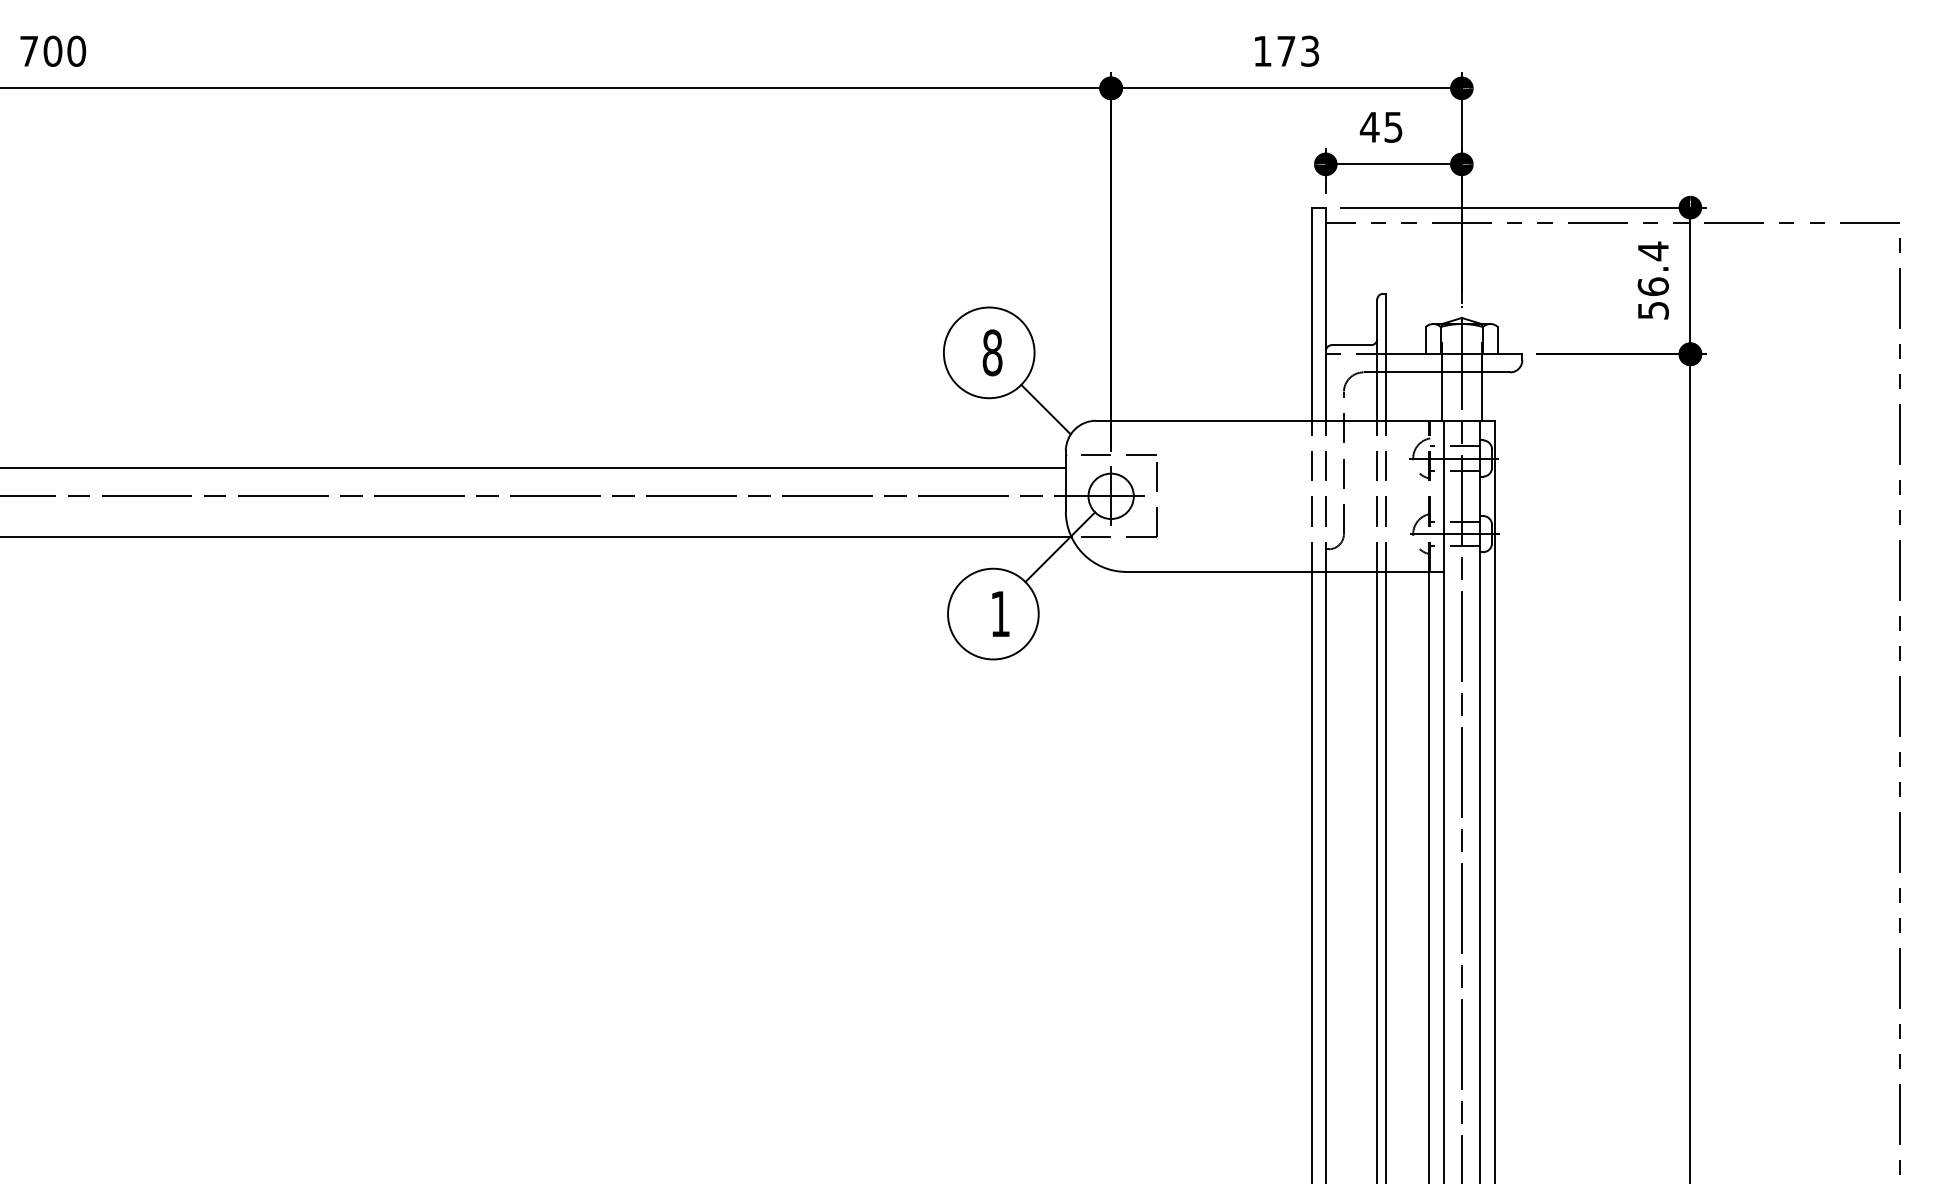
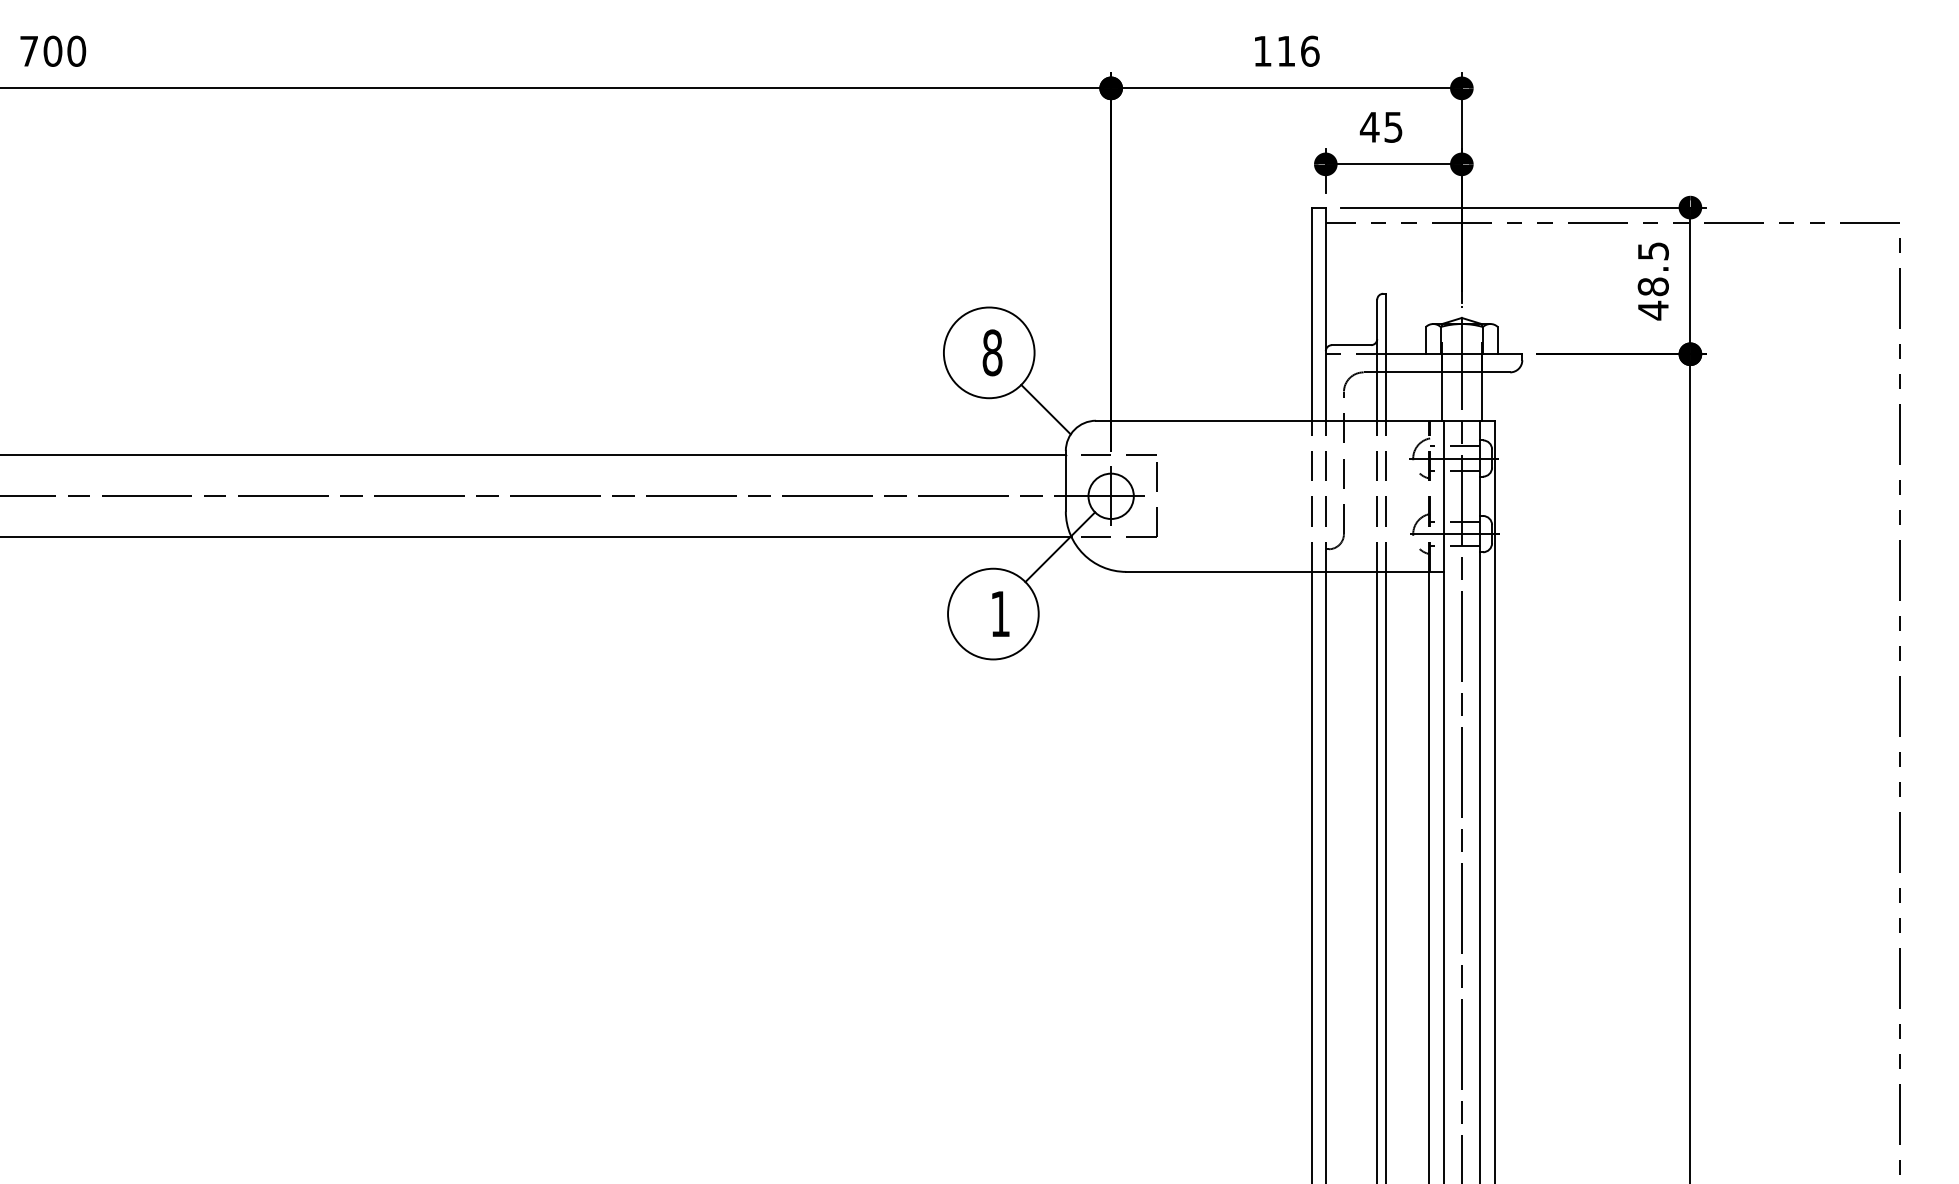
text: 173 -> 116 (1298, 50)
text: 56.4 -> 48.5 (1652, 280)
line position: (533, 468) -> (533, 455) (533, 455)
